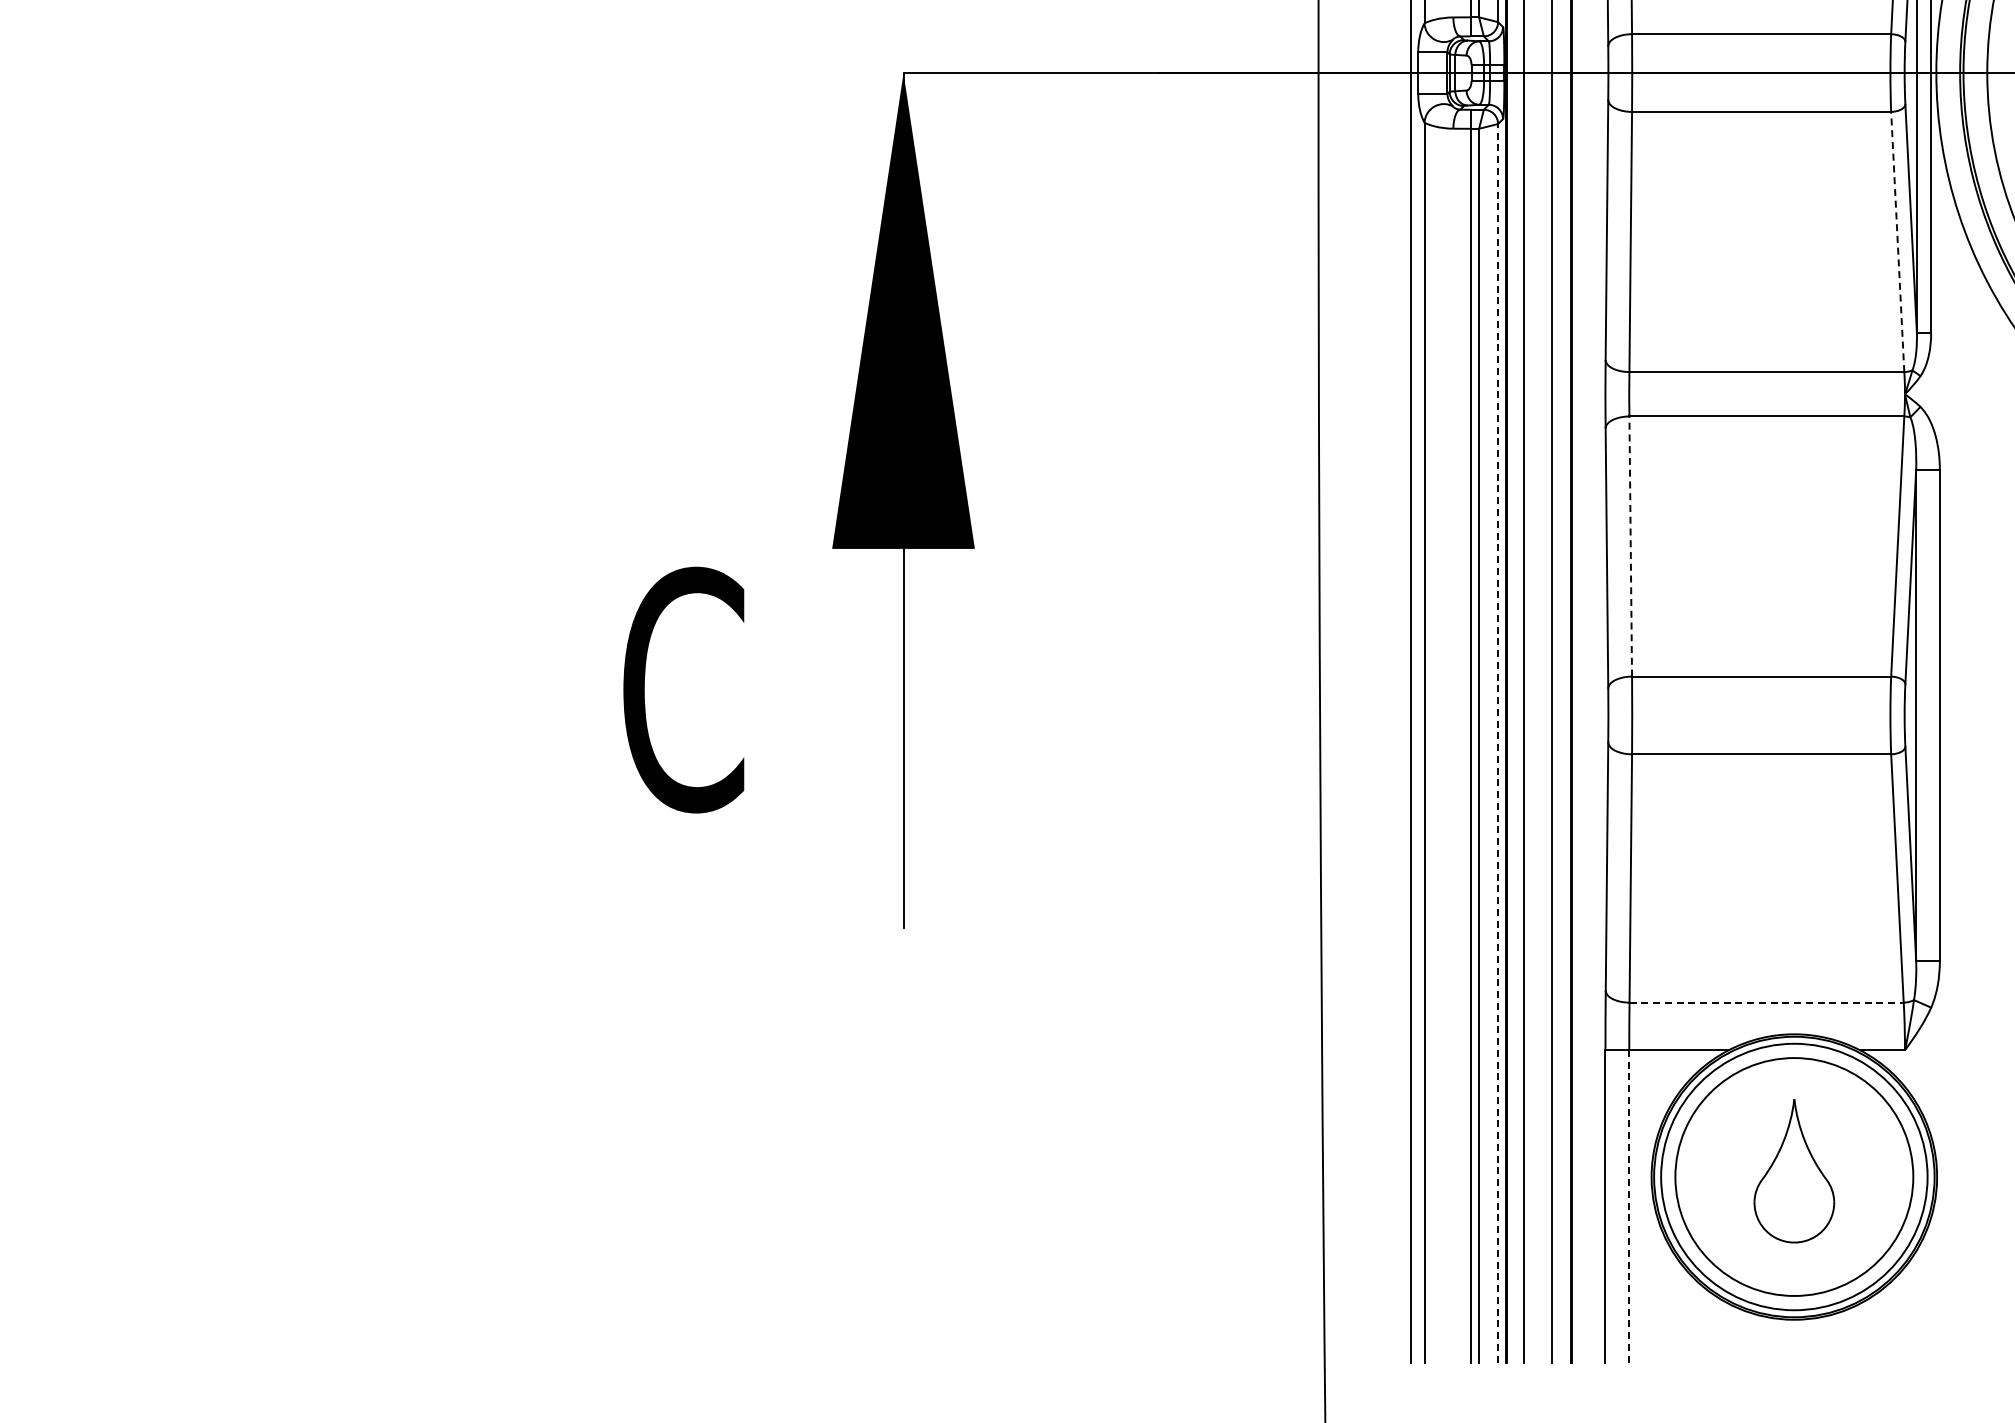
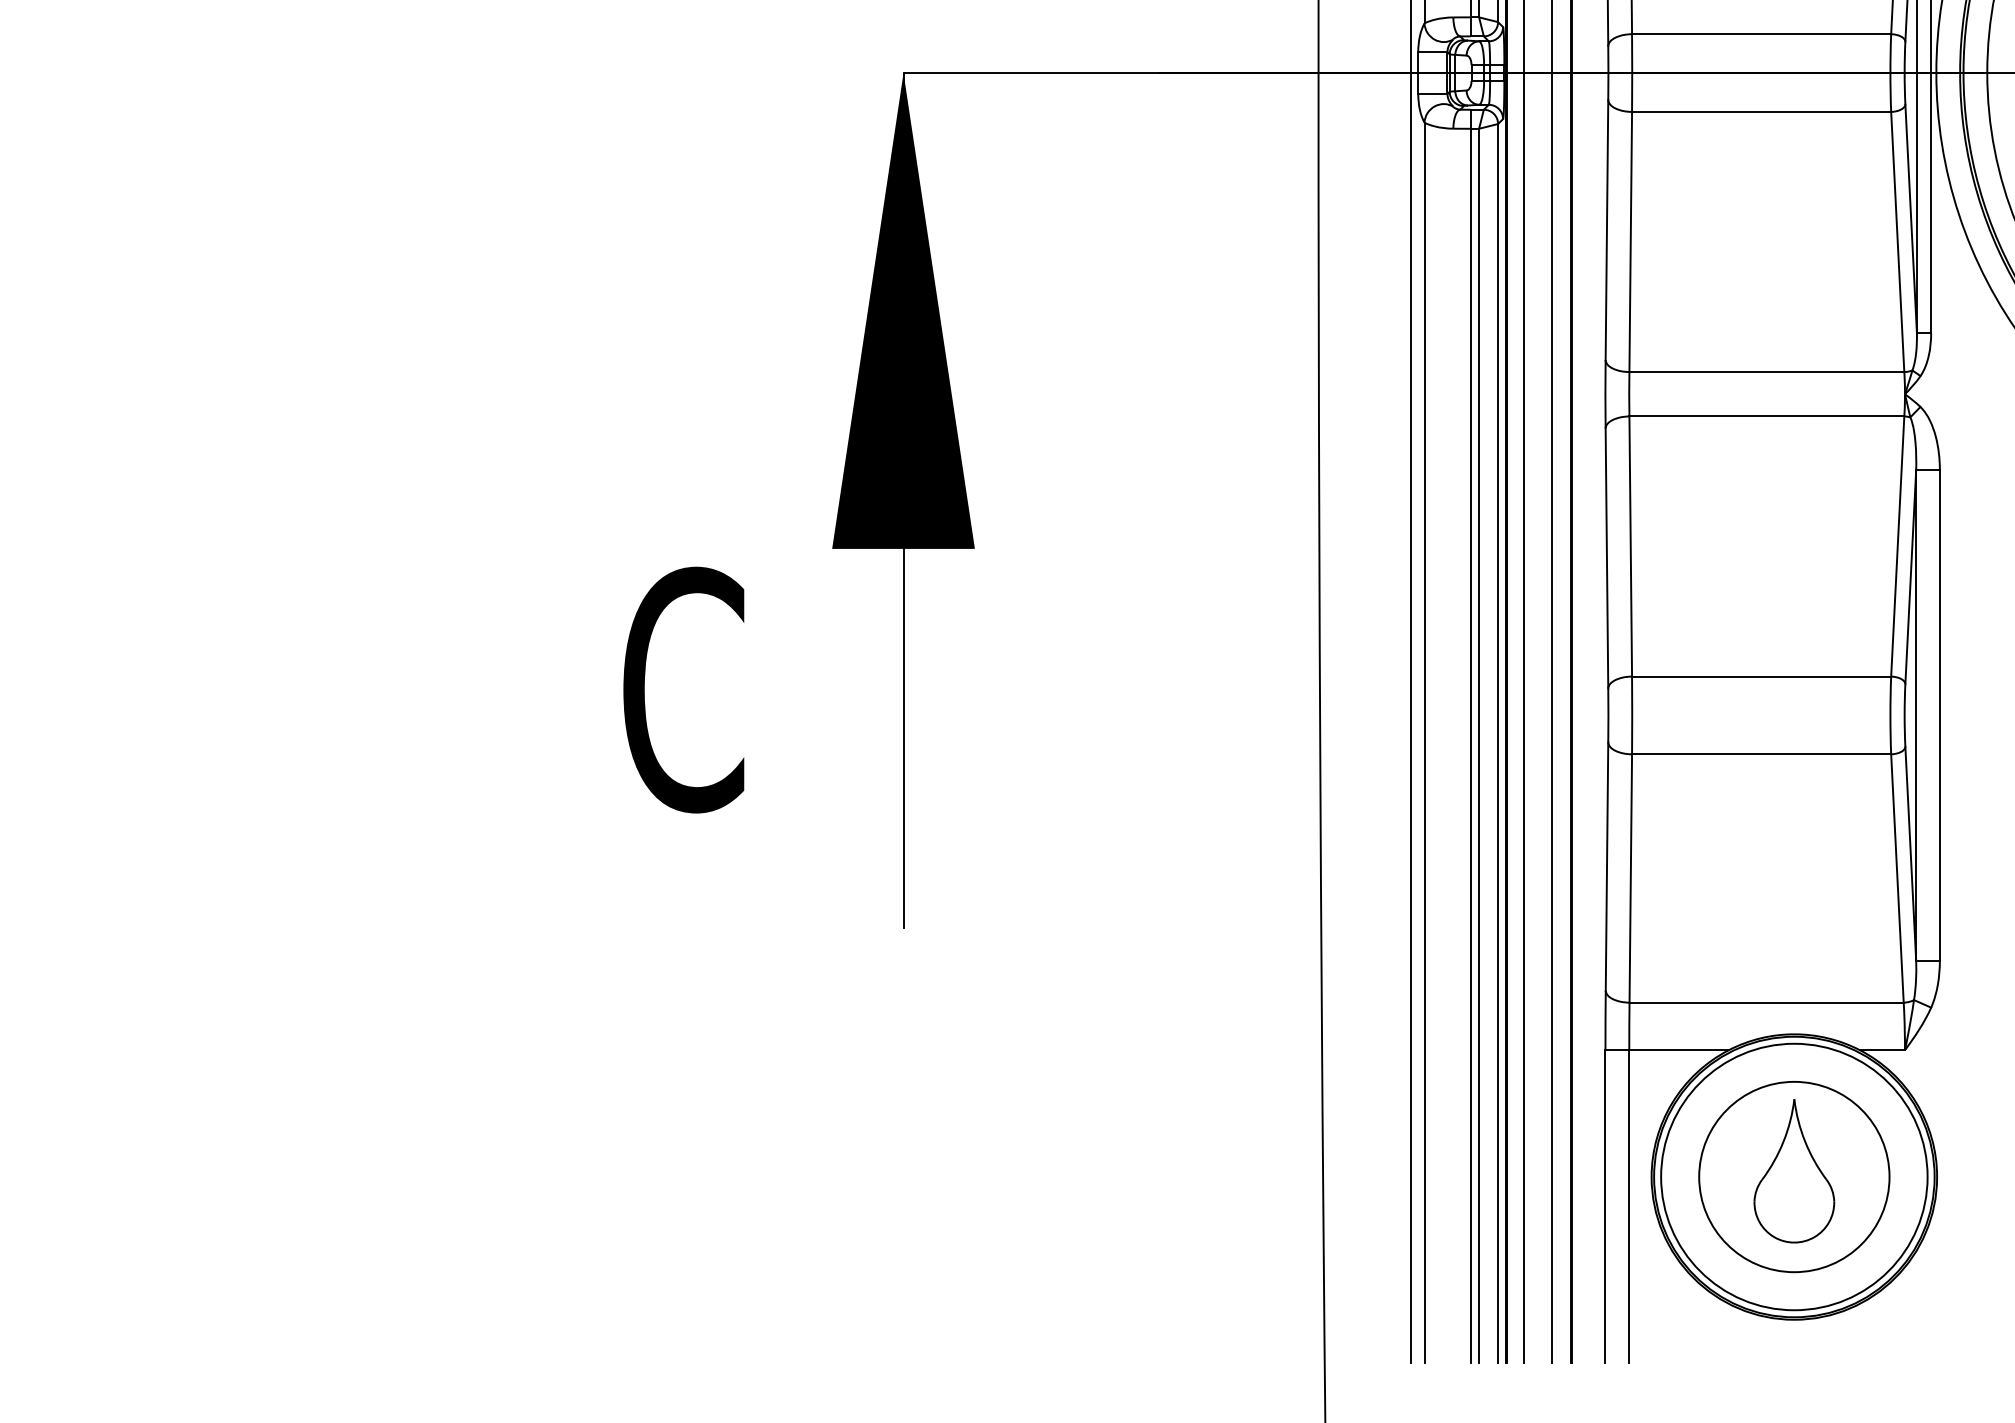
line: dashed -> solid (1897, 241)
line: dashed -> solid (1630, 546)
line: dashed -> solid (1498, 742)
line: dashed -> solid (1767, 1002)
circle diameter: 238 px -> 190 px (1794, 1176)
line: dashed -> solid (1629, 1205)
